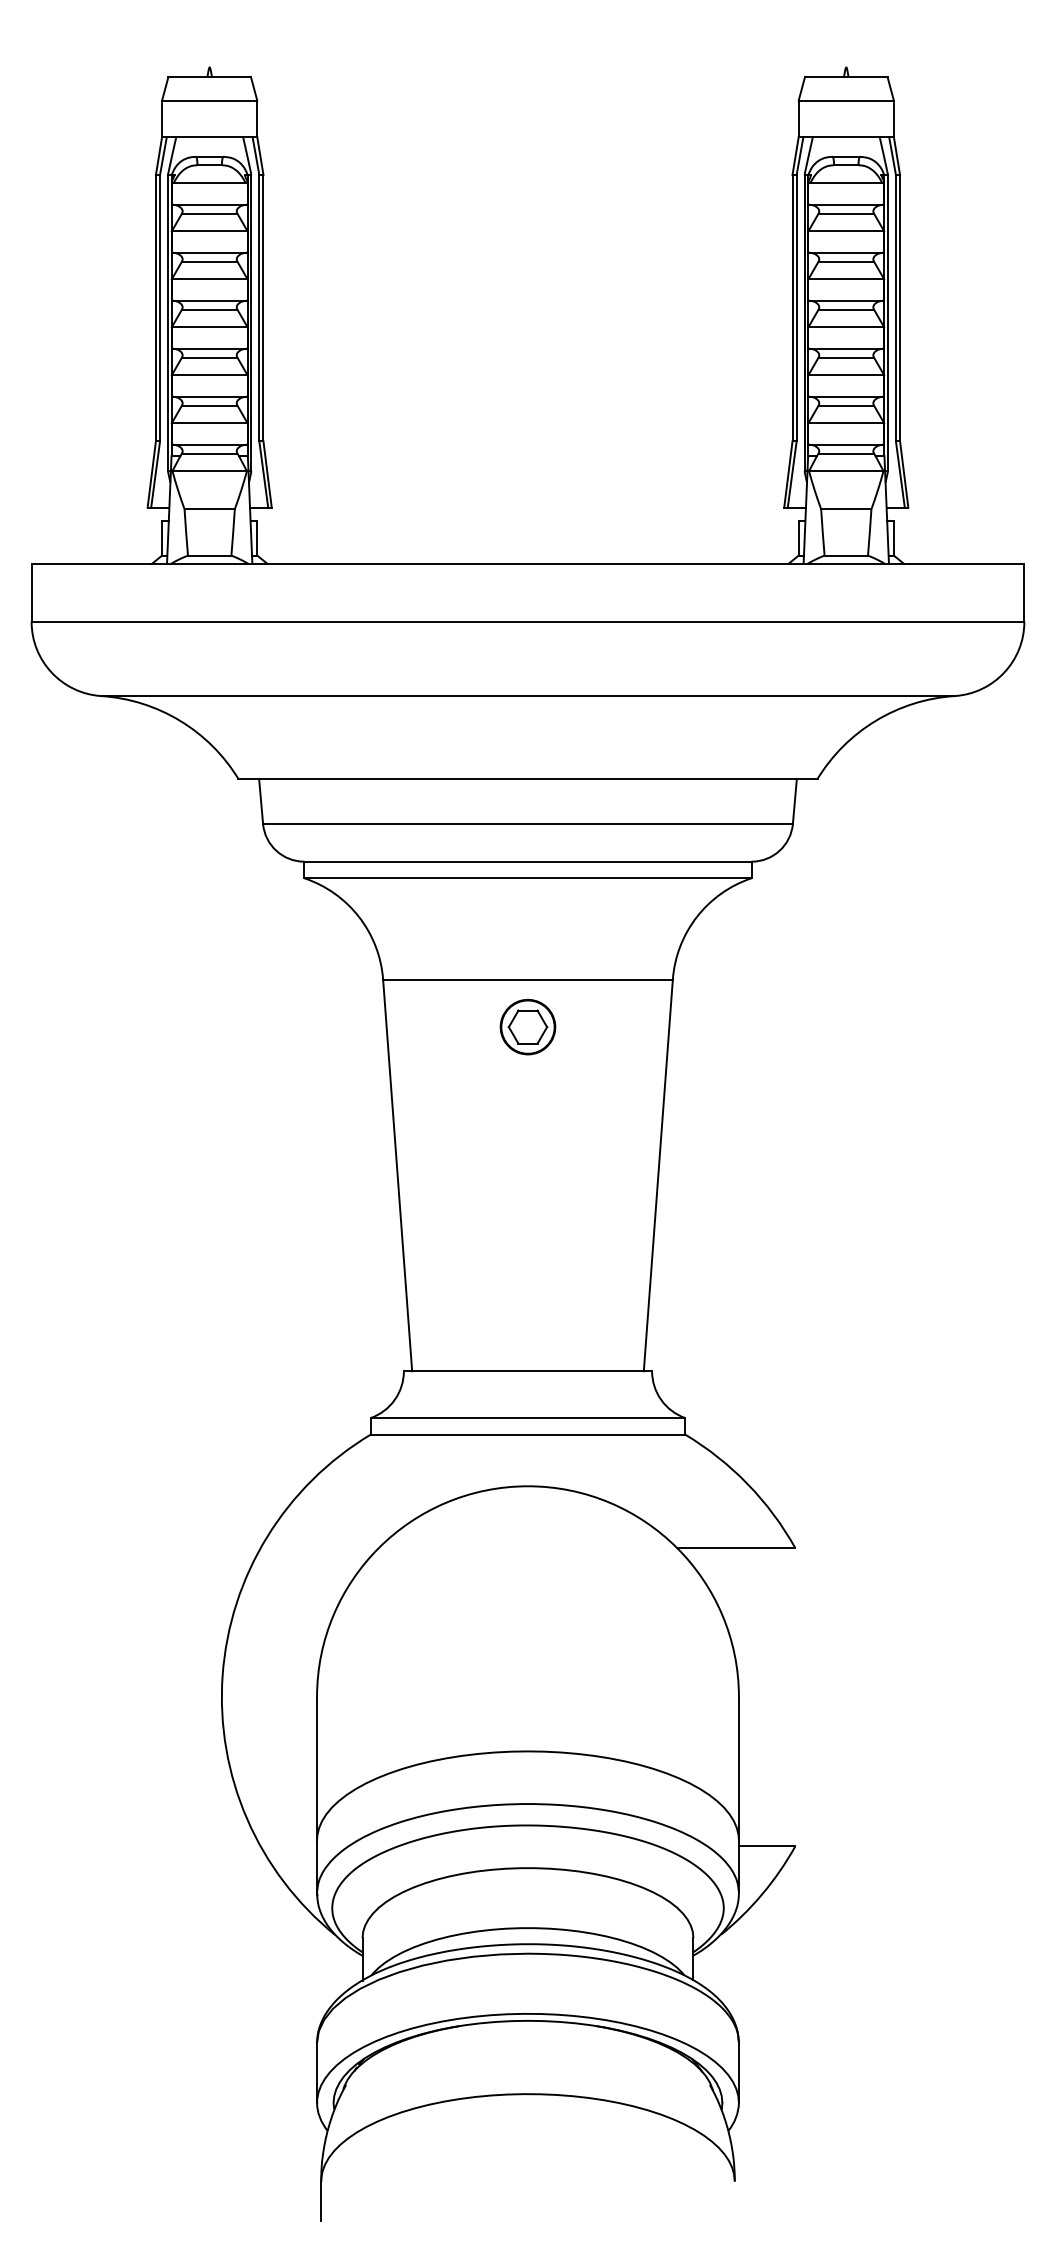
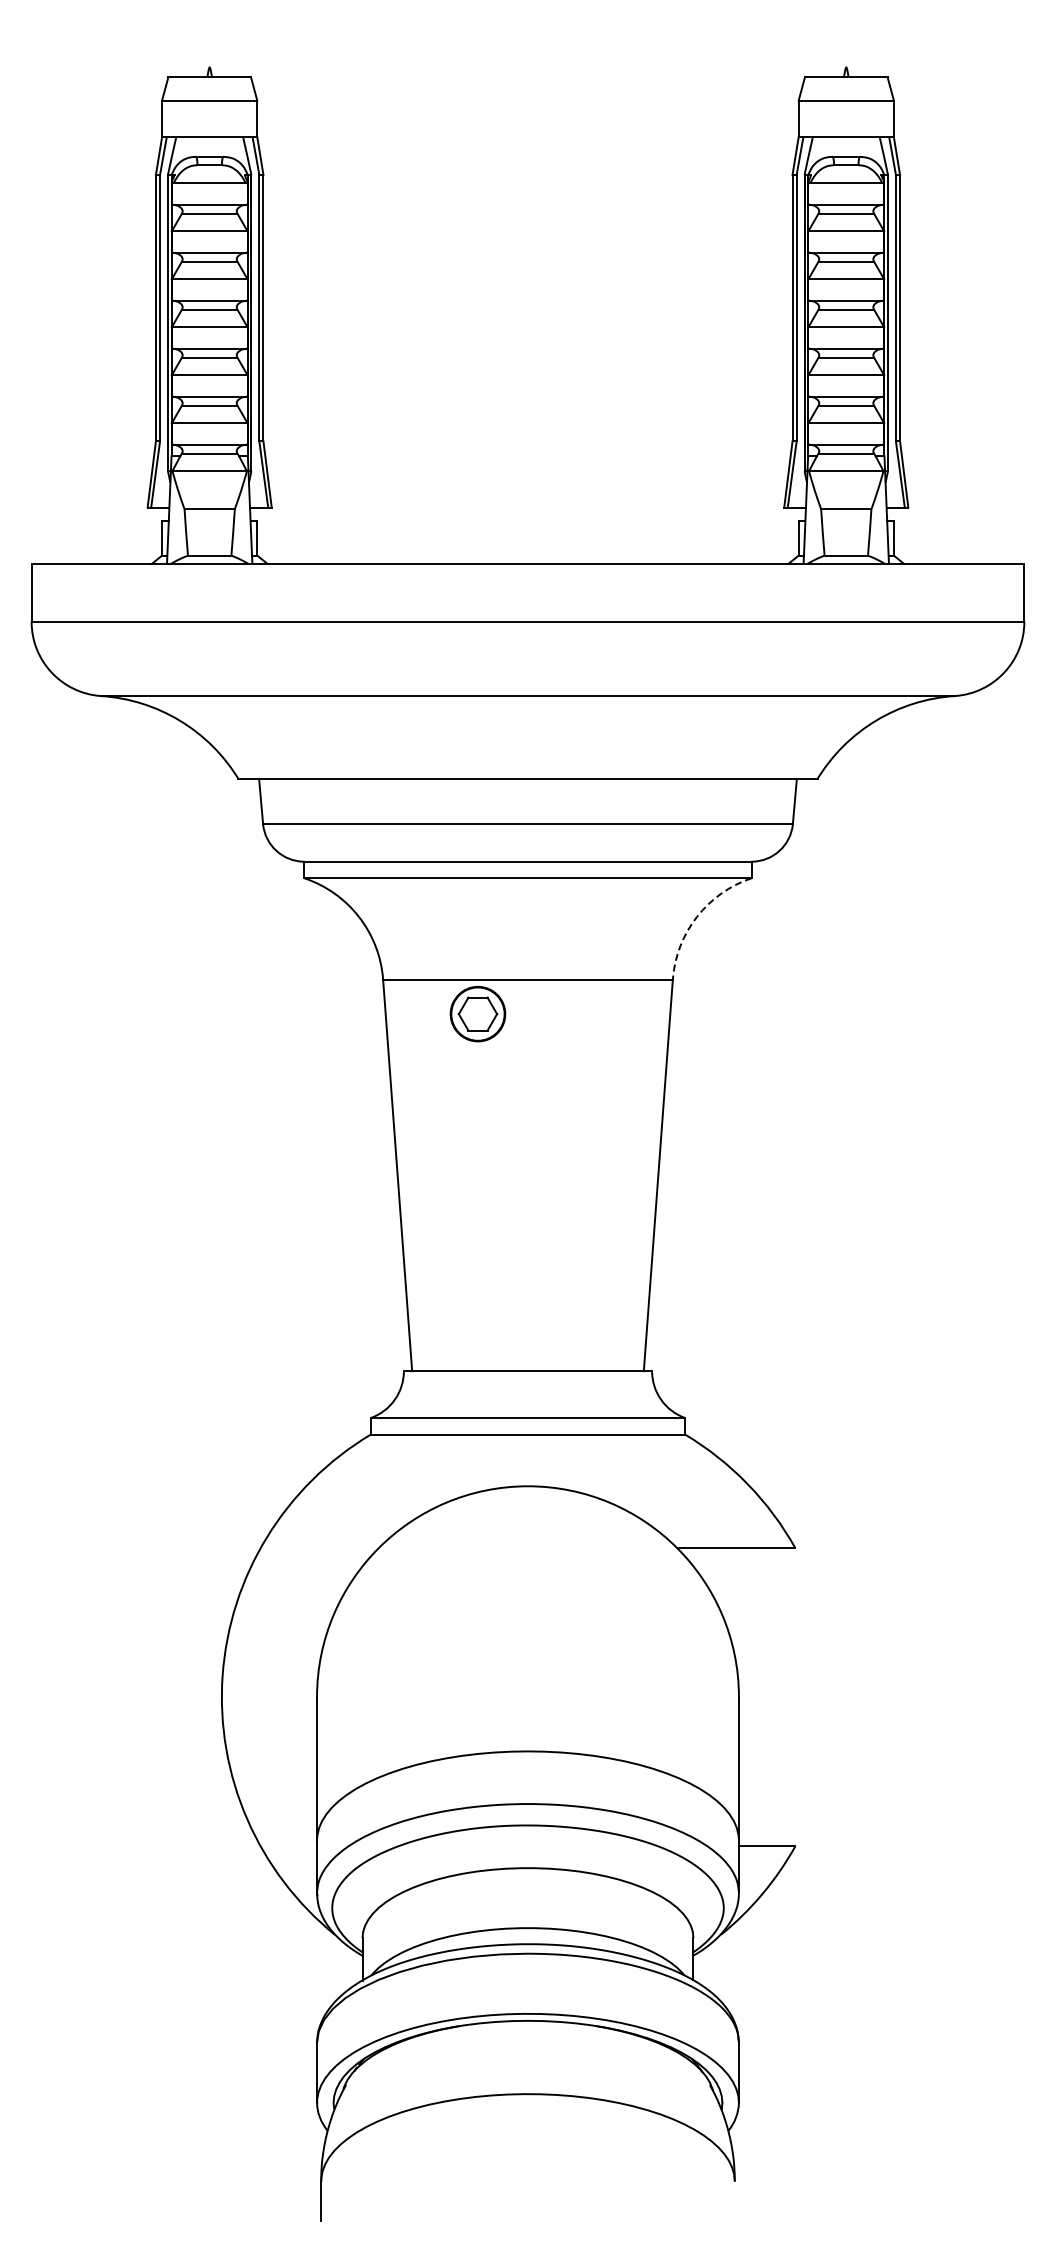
arc: solid -> dashed (696, 916)
part position: (527, 1027) -> (477, 1014) (477, 1014)
